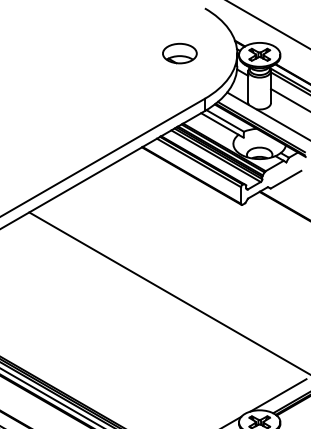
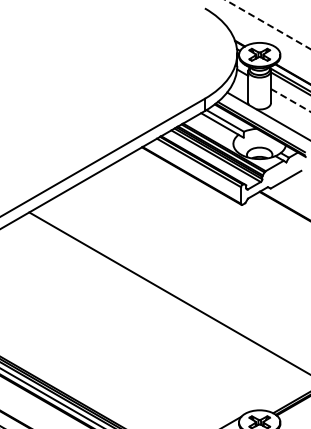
line: solid -> dashed (268, 24)
part: present -> none (179, 53)
line: solid -> dashed (290, 100)
line: present -> none (278, 395)
